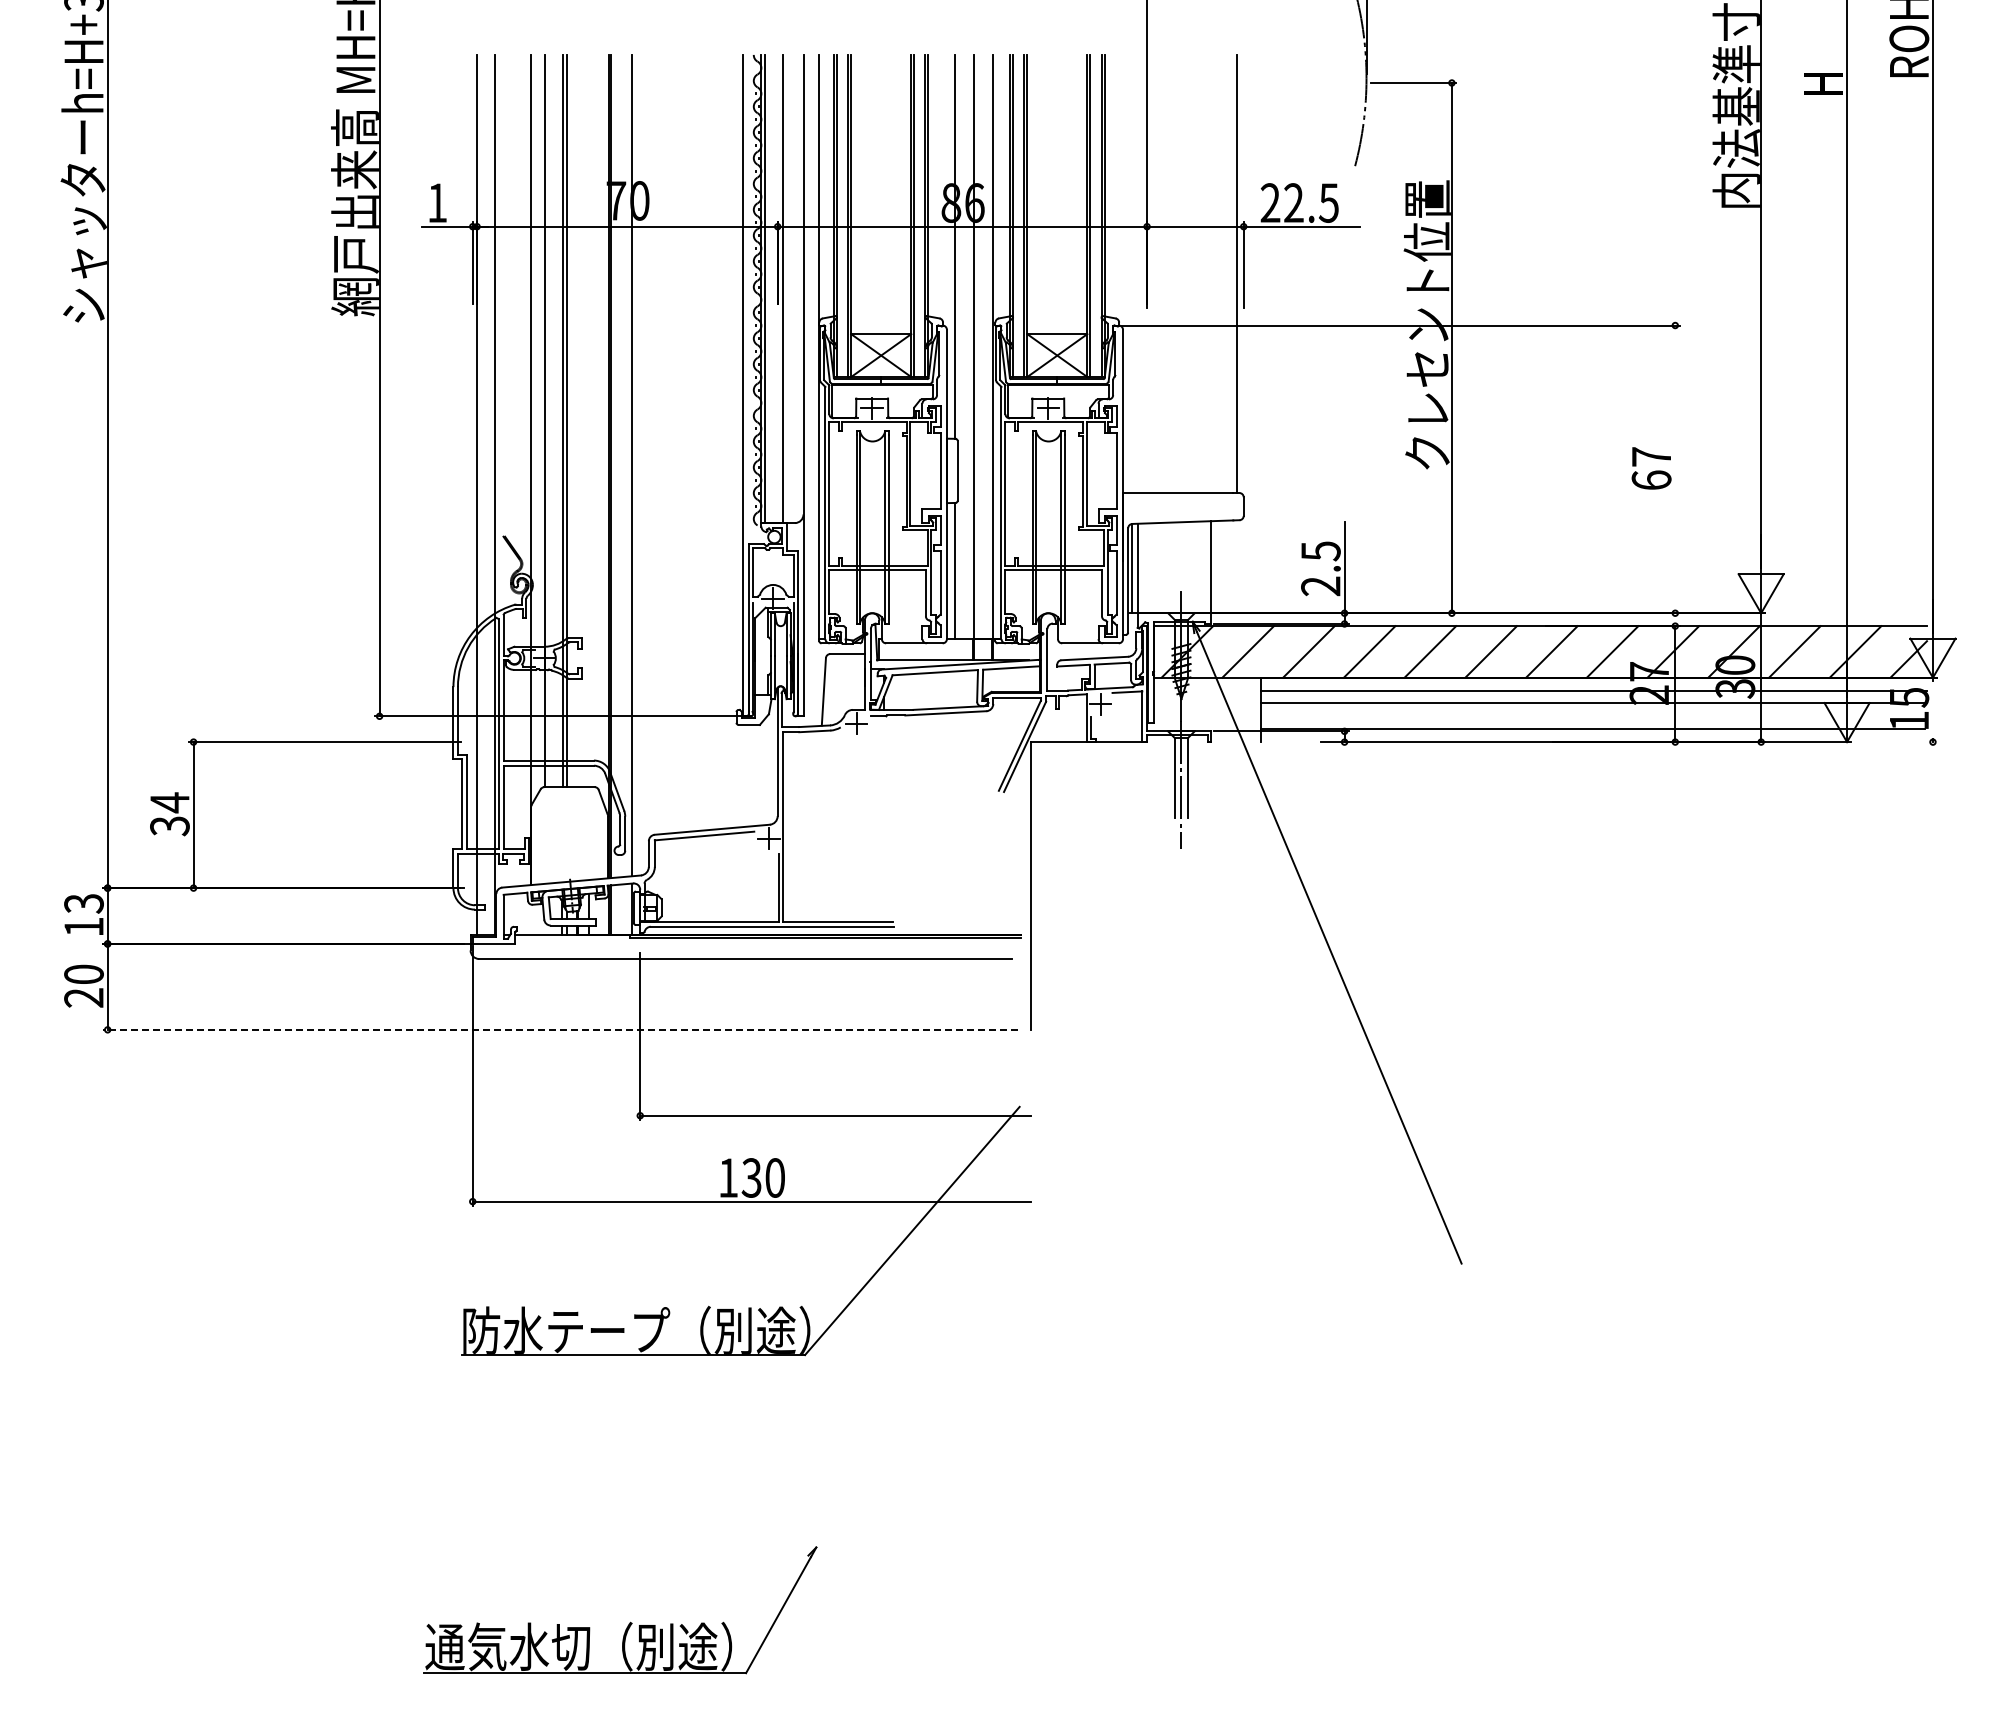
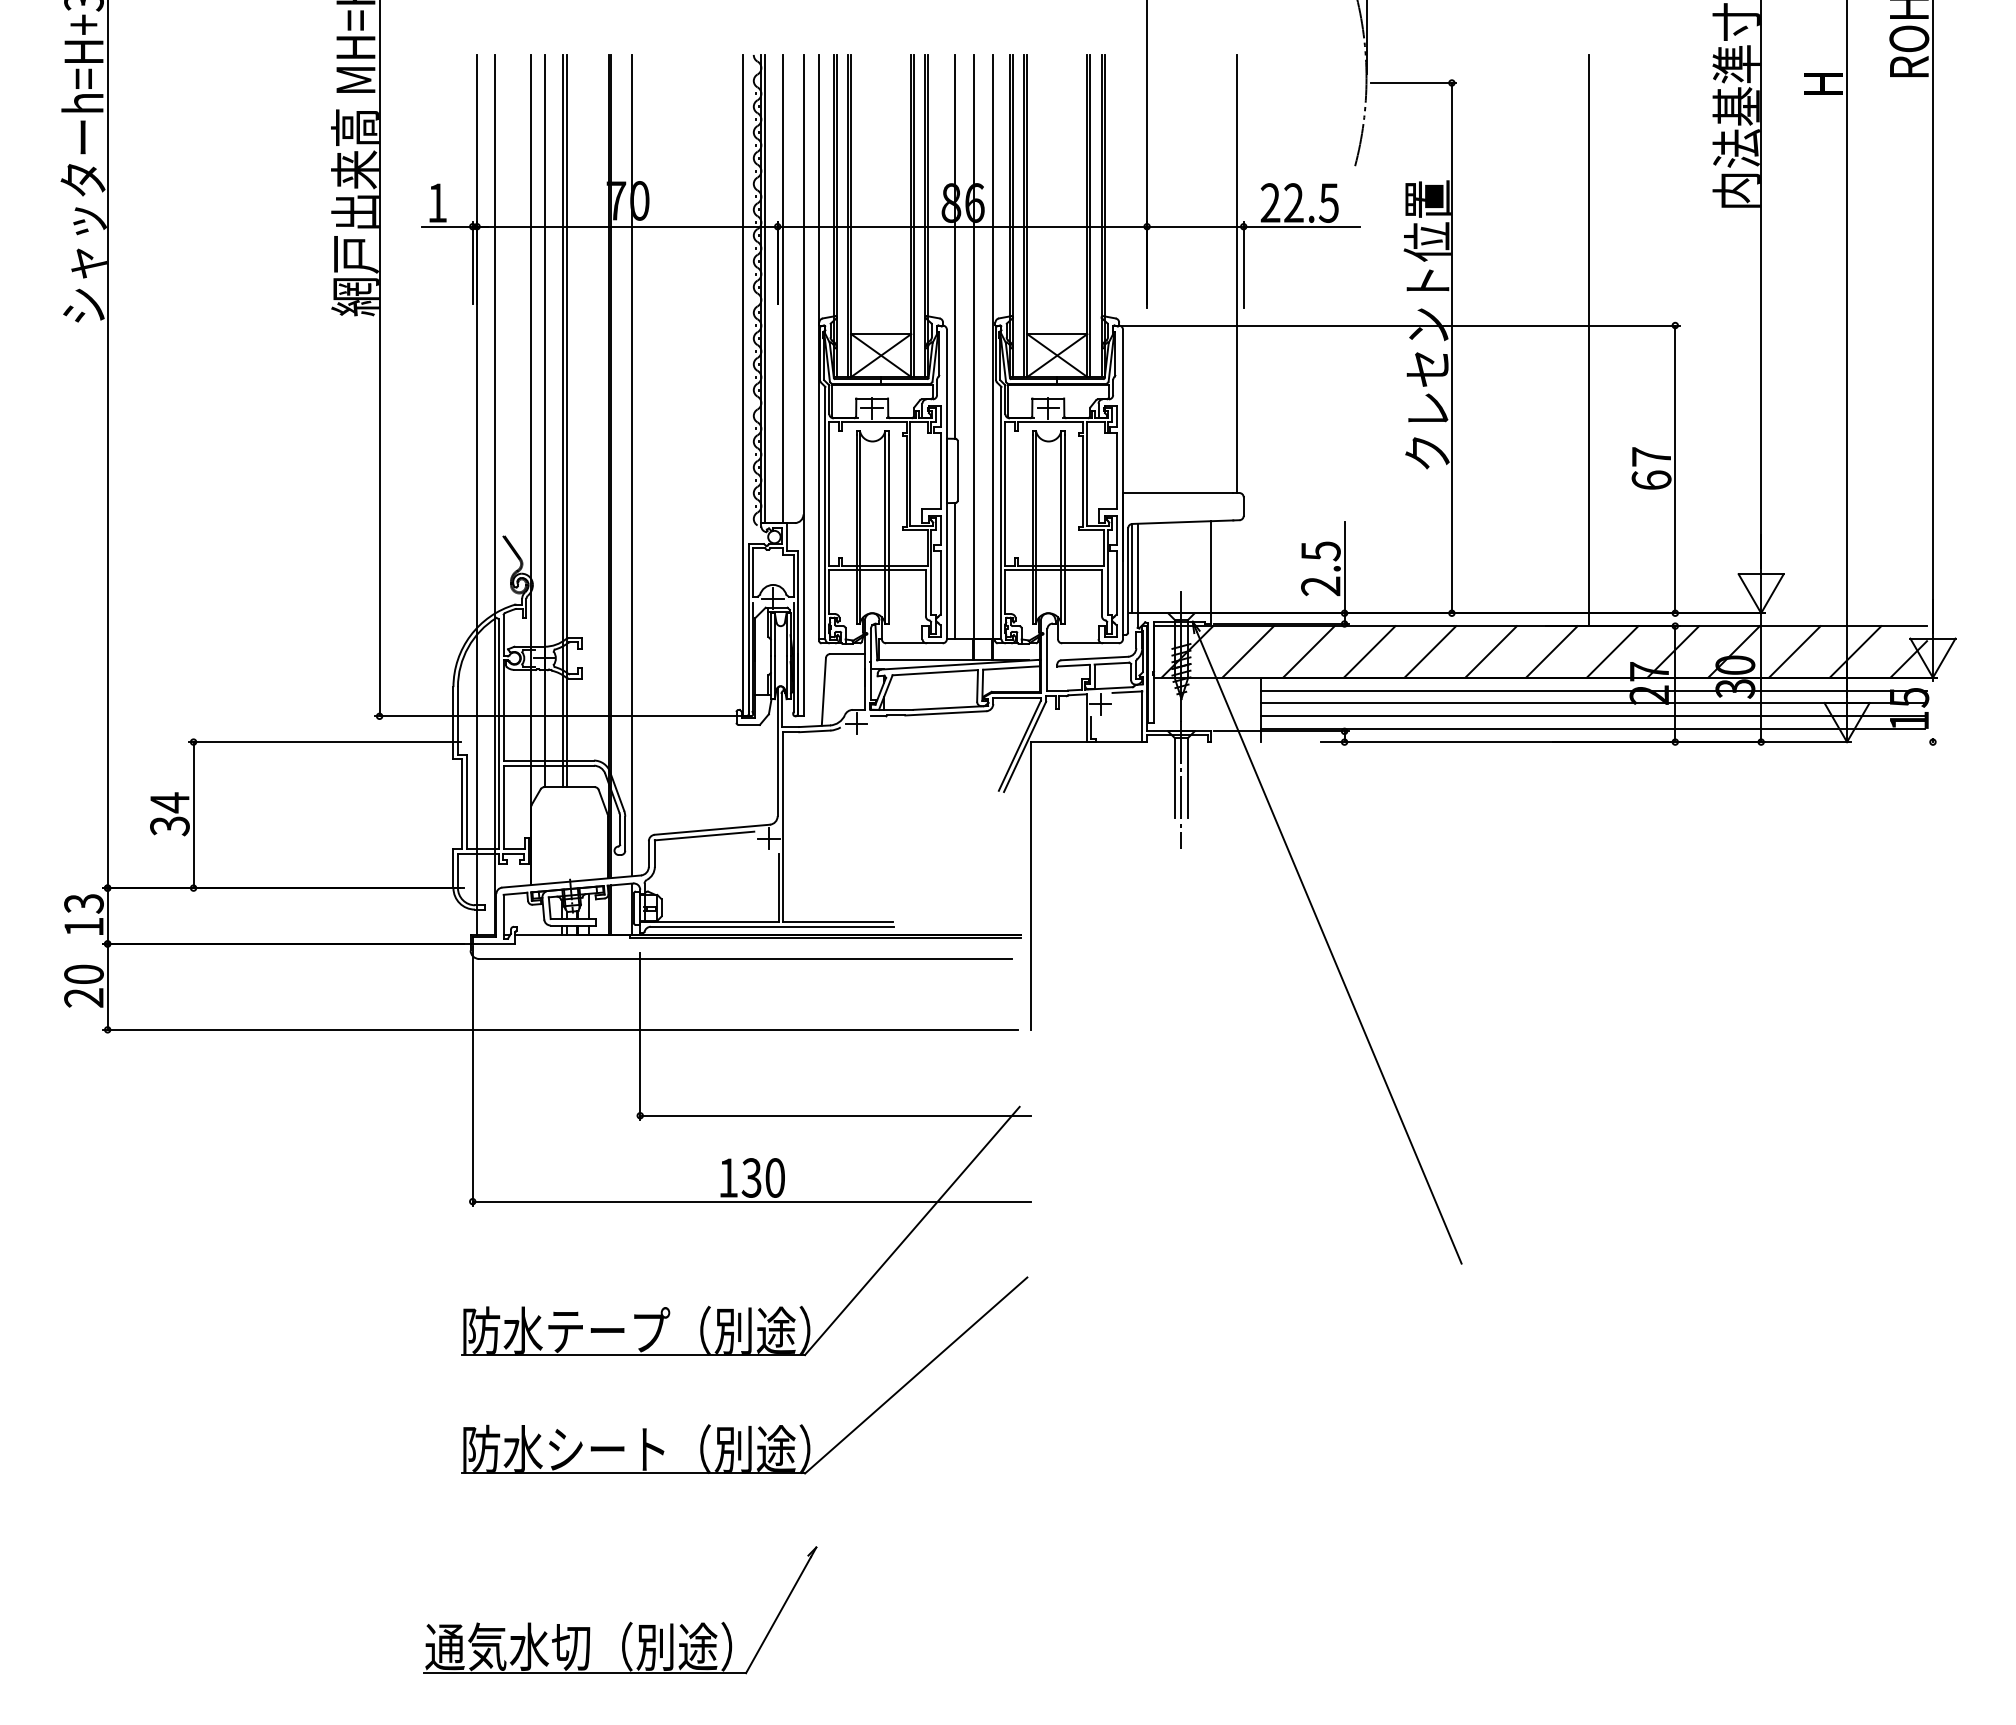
line: none -> present (1589, 340)
line: none -> present (1675, 469)
line: none -> present (1593, 716)
line: dashed -> solid (560, 1029)
part: none -> present (748, 1426)
